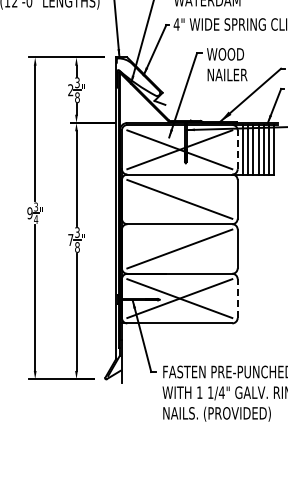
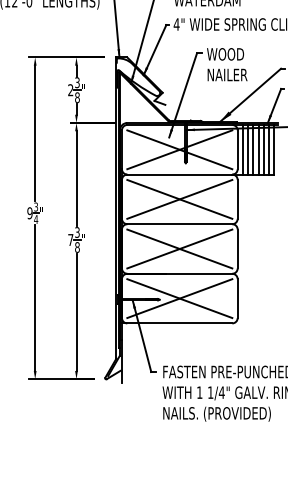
line: dashed -> solid (237, 149)
line: none -> present (179, 198)
line: none -> present (179, 248)
line: dashed -> solid (237, 298)
